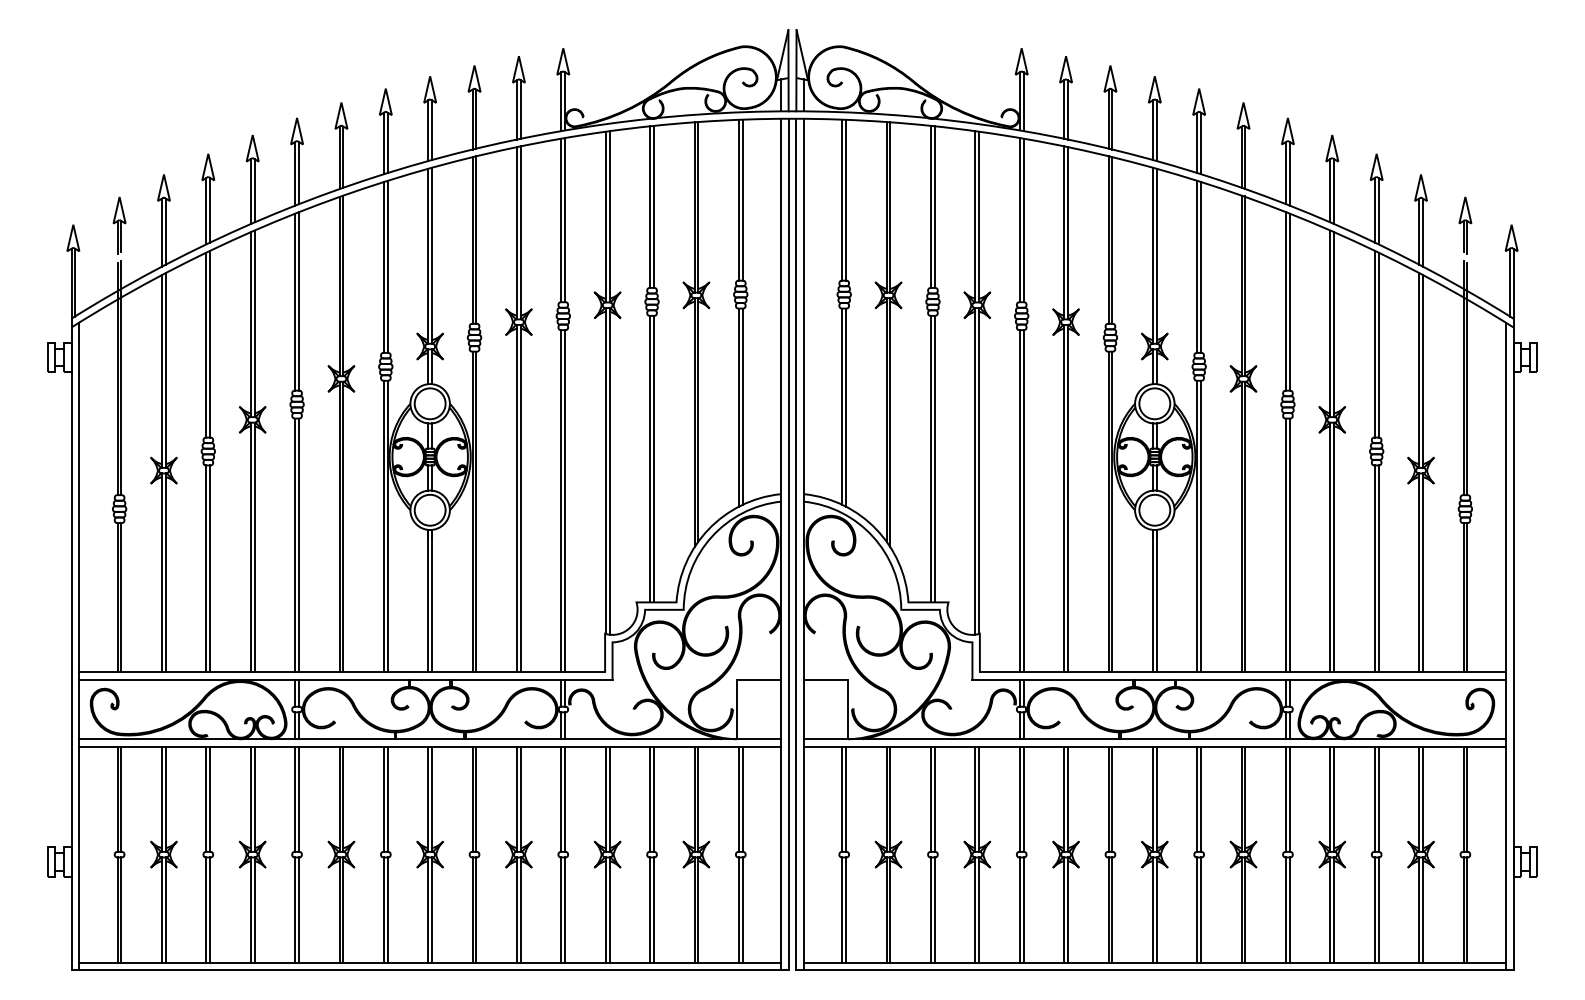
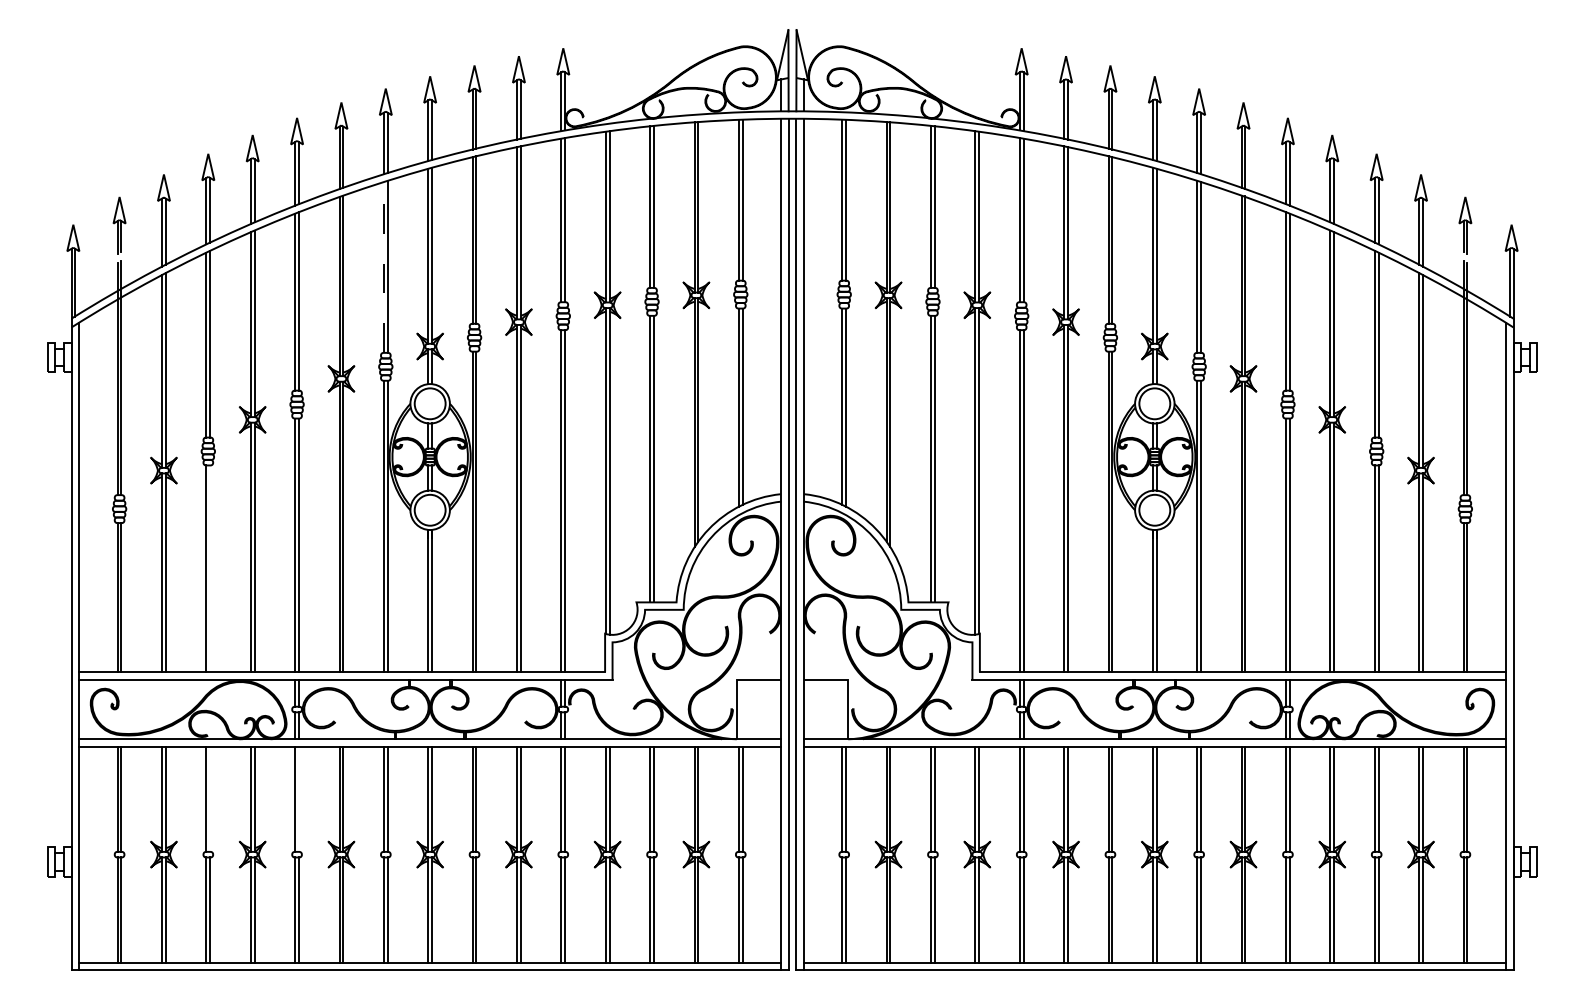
line: solid -> dashed (383, 266)
line: present -> none (210, 568)
line: present -> none (210, 798)
line: present -> none (298, 798)
